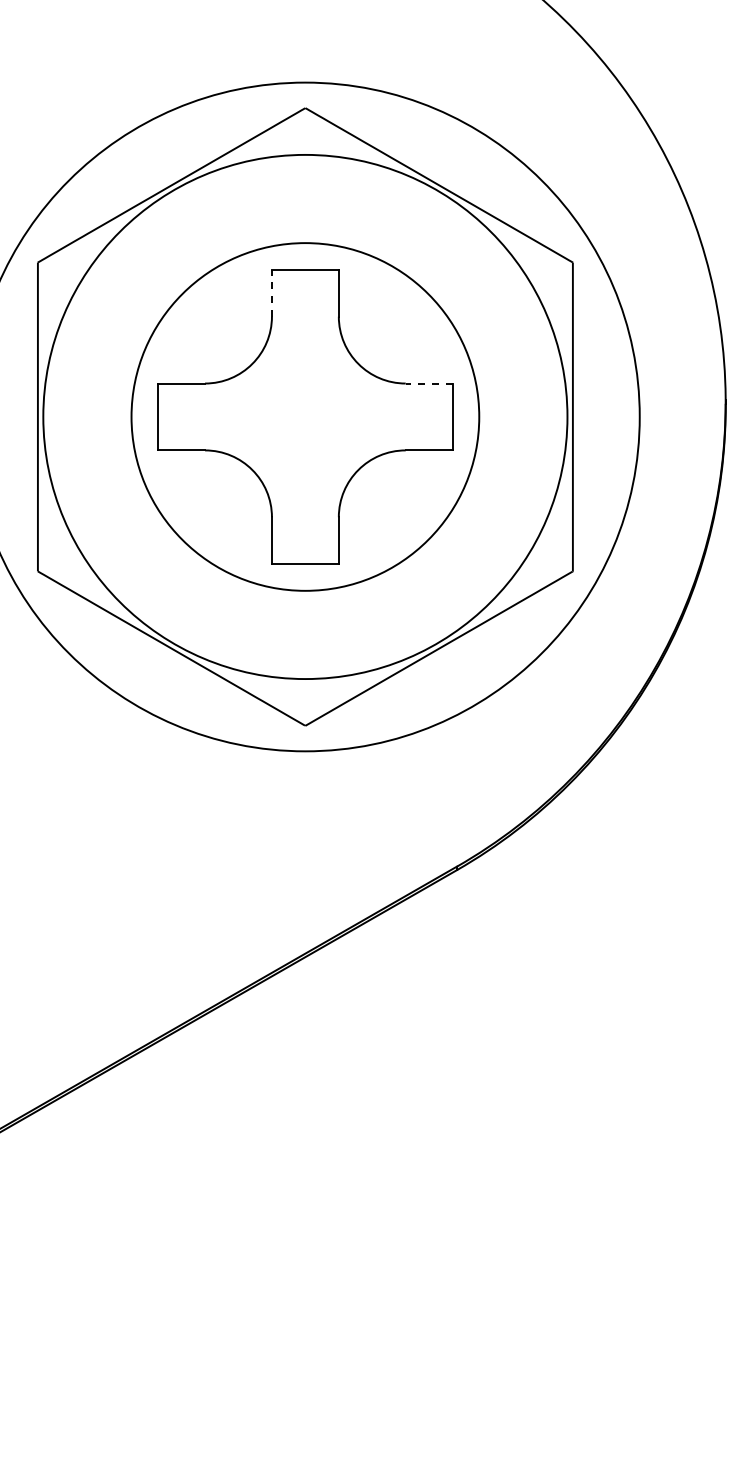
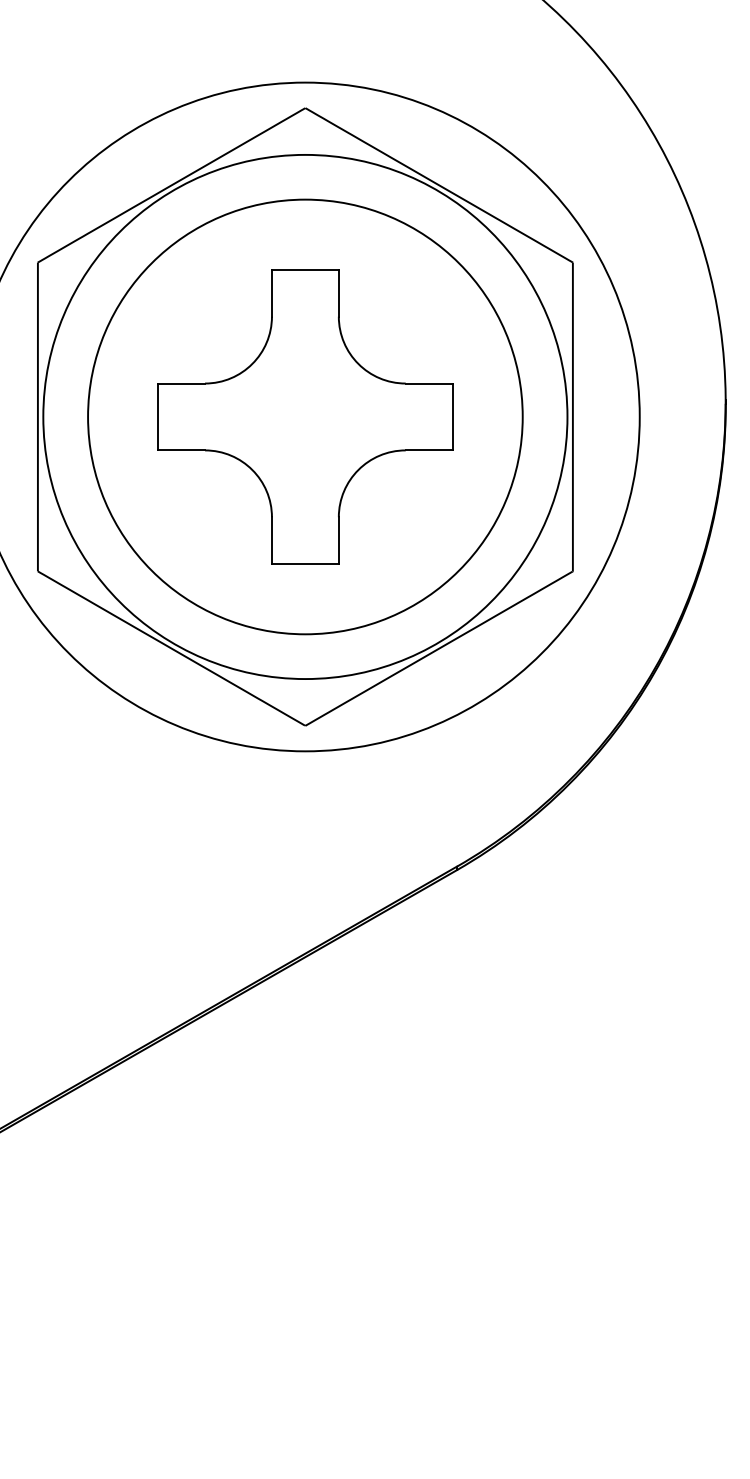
line: dashed -> solid (271, 292)
line: dashed -> solid (428, 383)
circle diameter: 348 px -> 435 px (305, 416)
